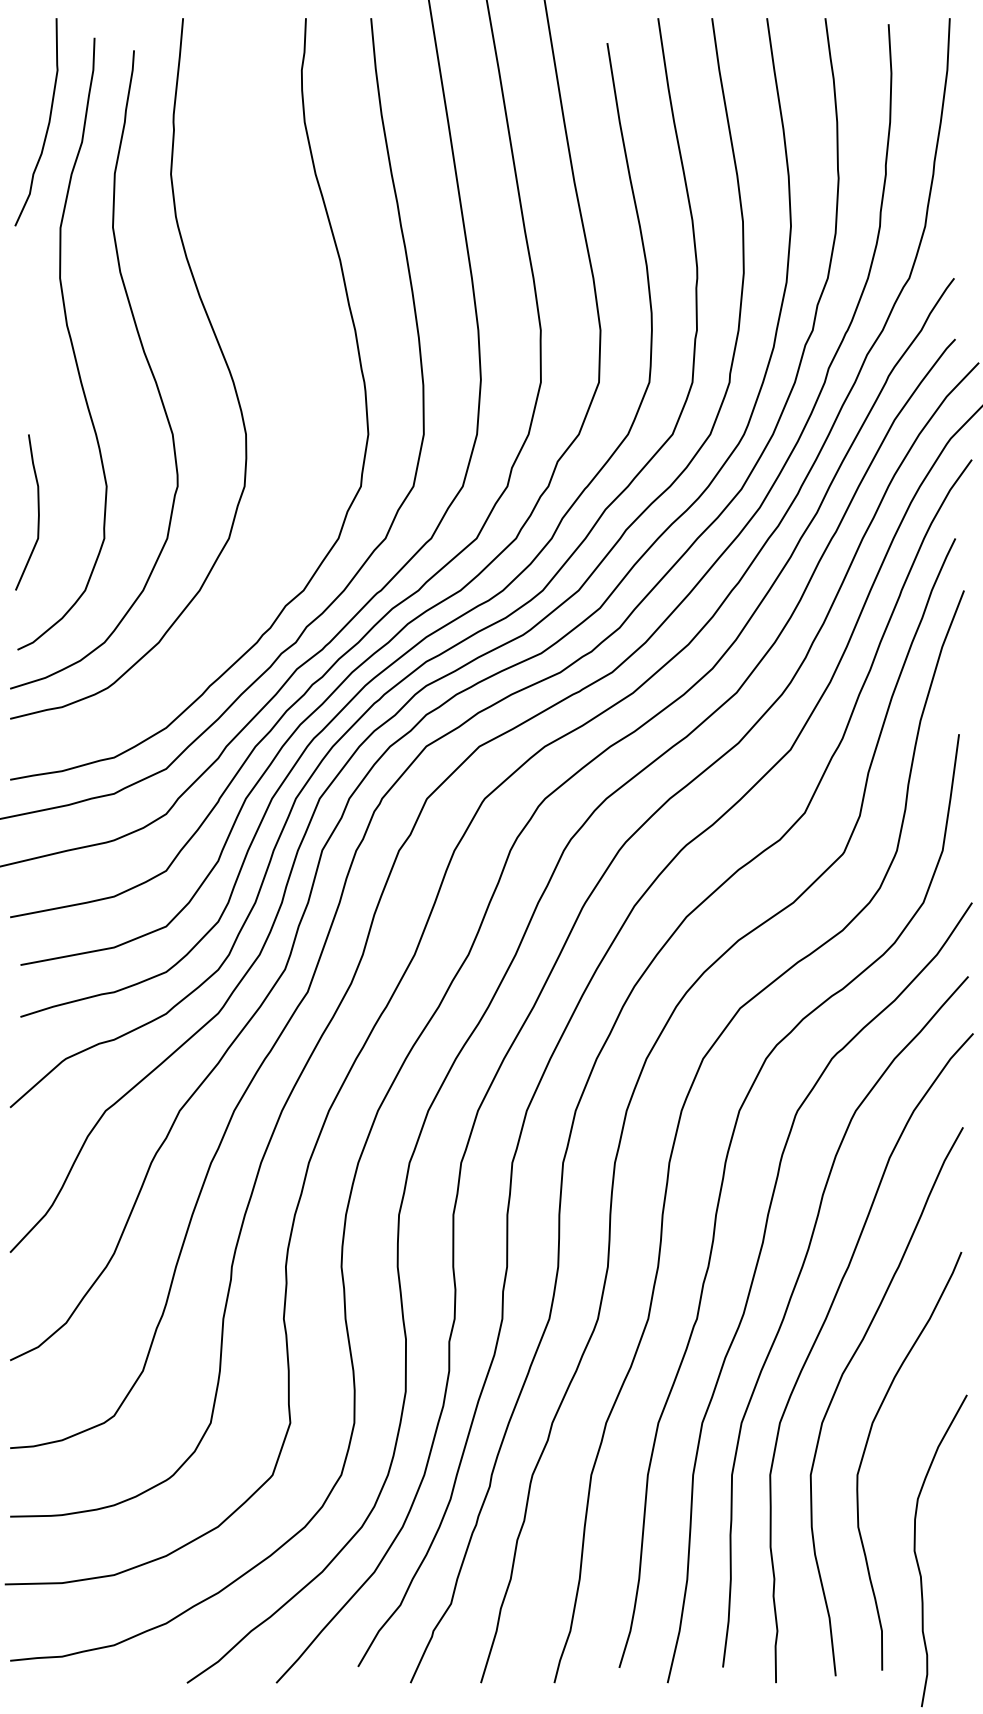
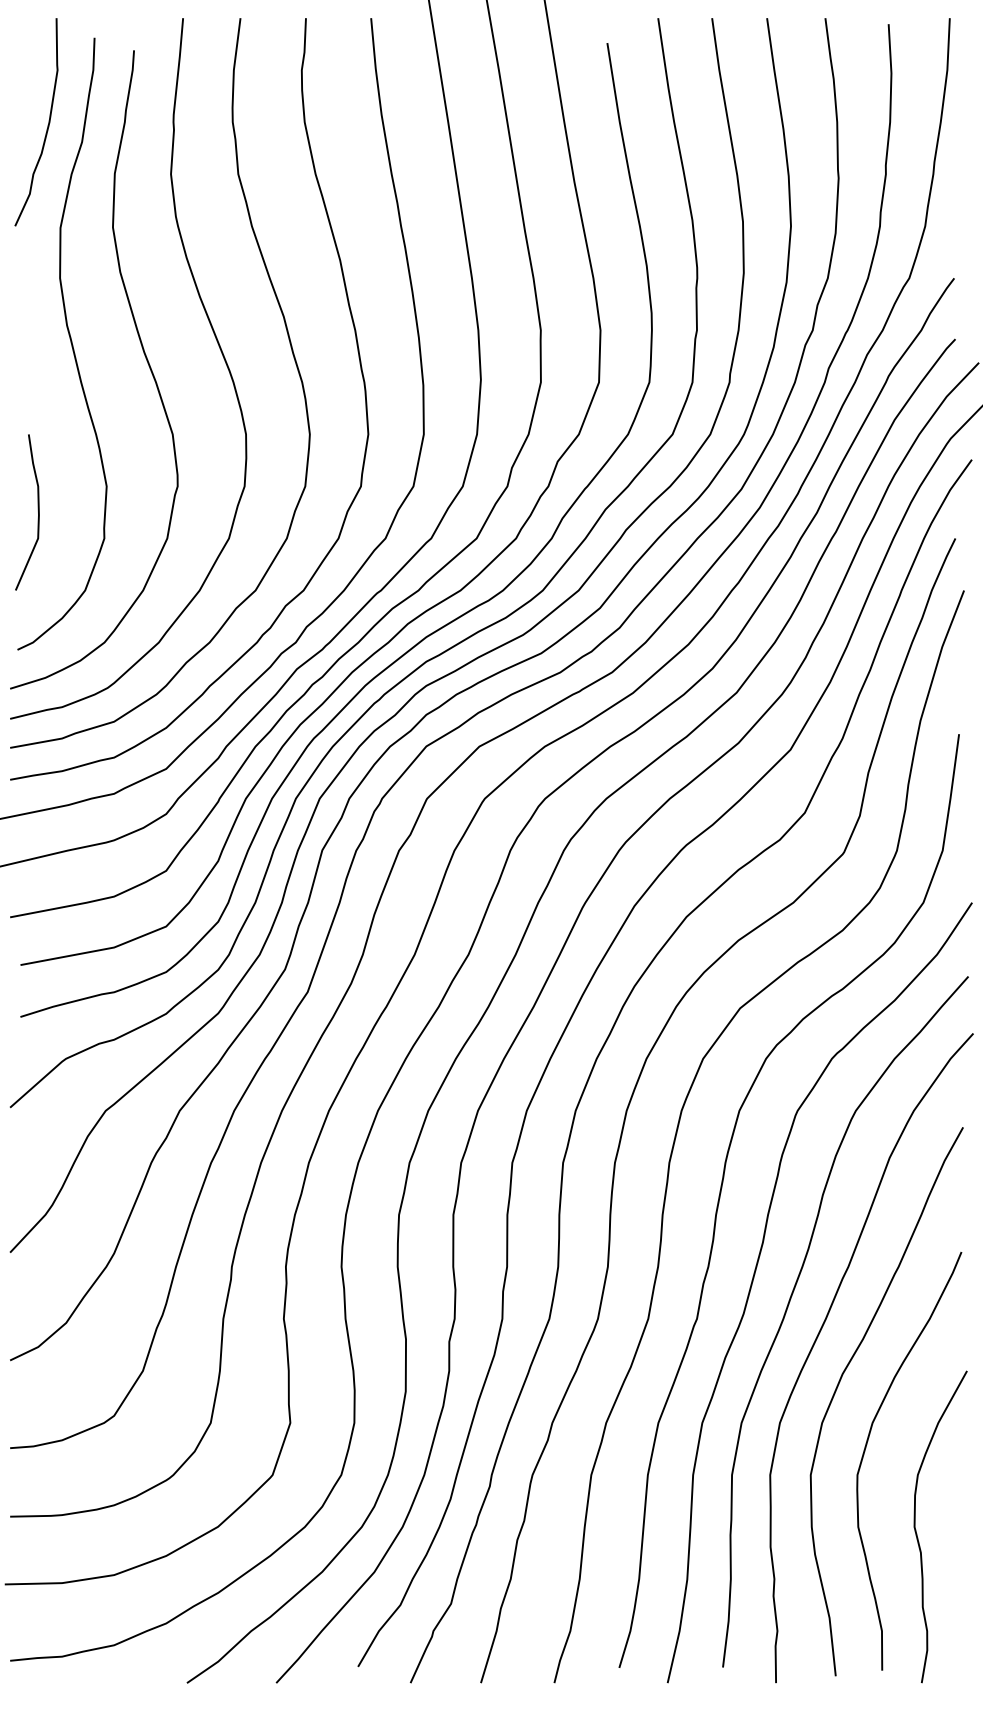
curve: none -> present (291, 351)
curve position: (917, 1557) -> (917, 1533) (917, 1533)
